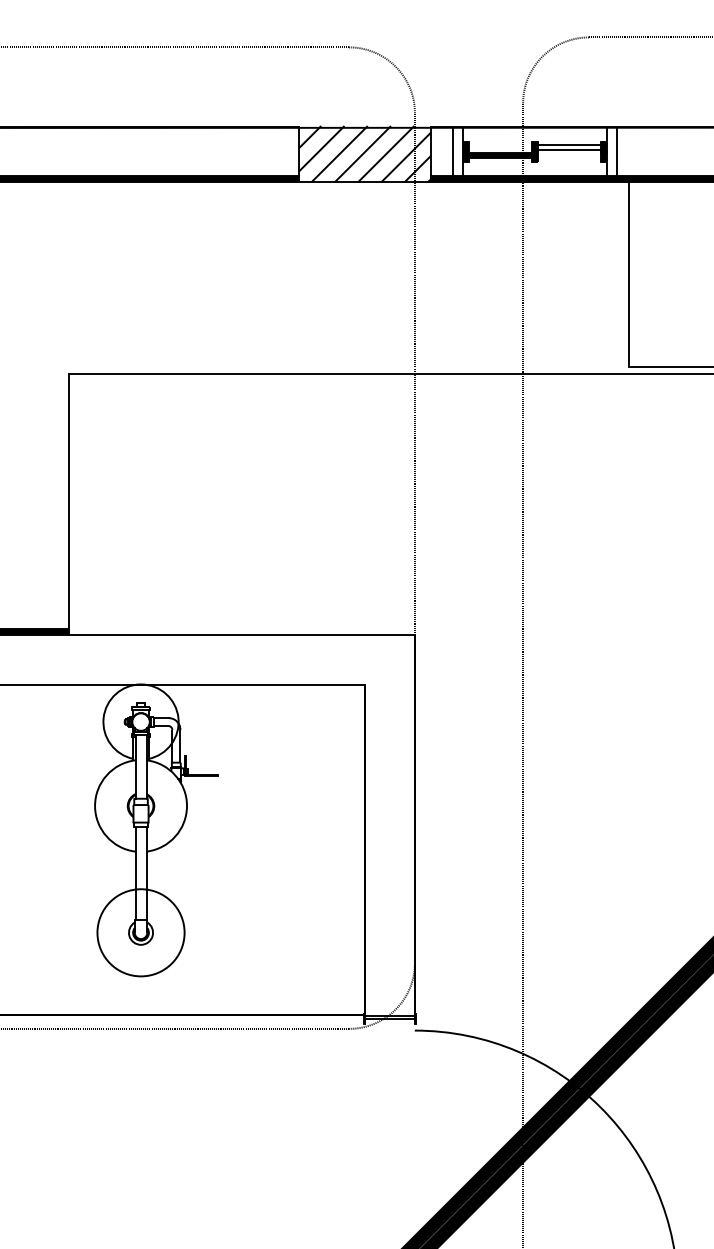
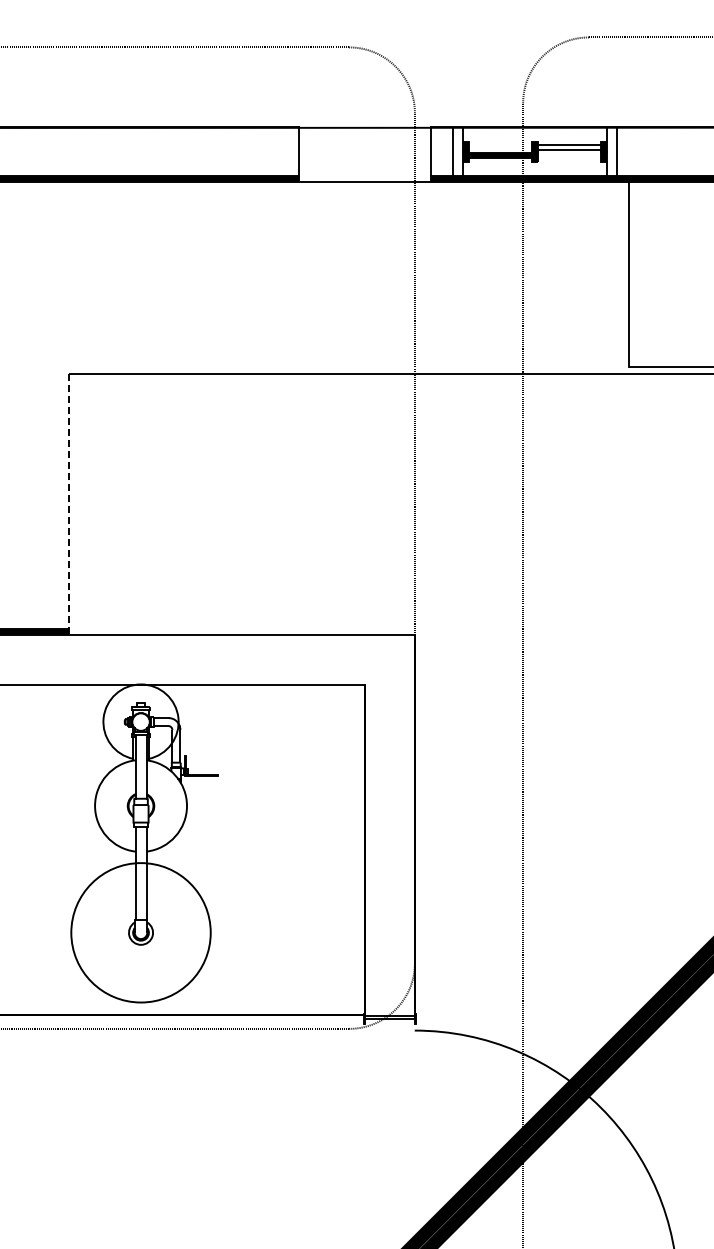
hatch: present -> none (364, 154)
line: solid -> dashed (68, 504)
circle diameter: 87 px -> 139 px (140, 932)
